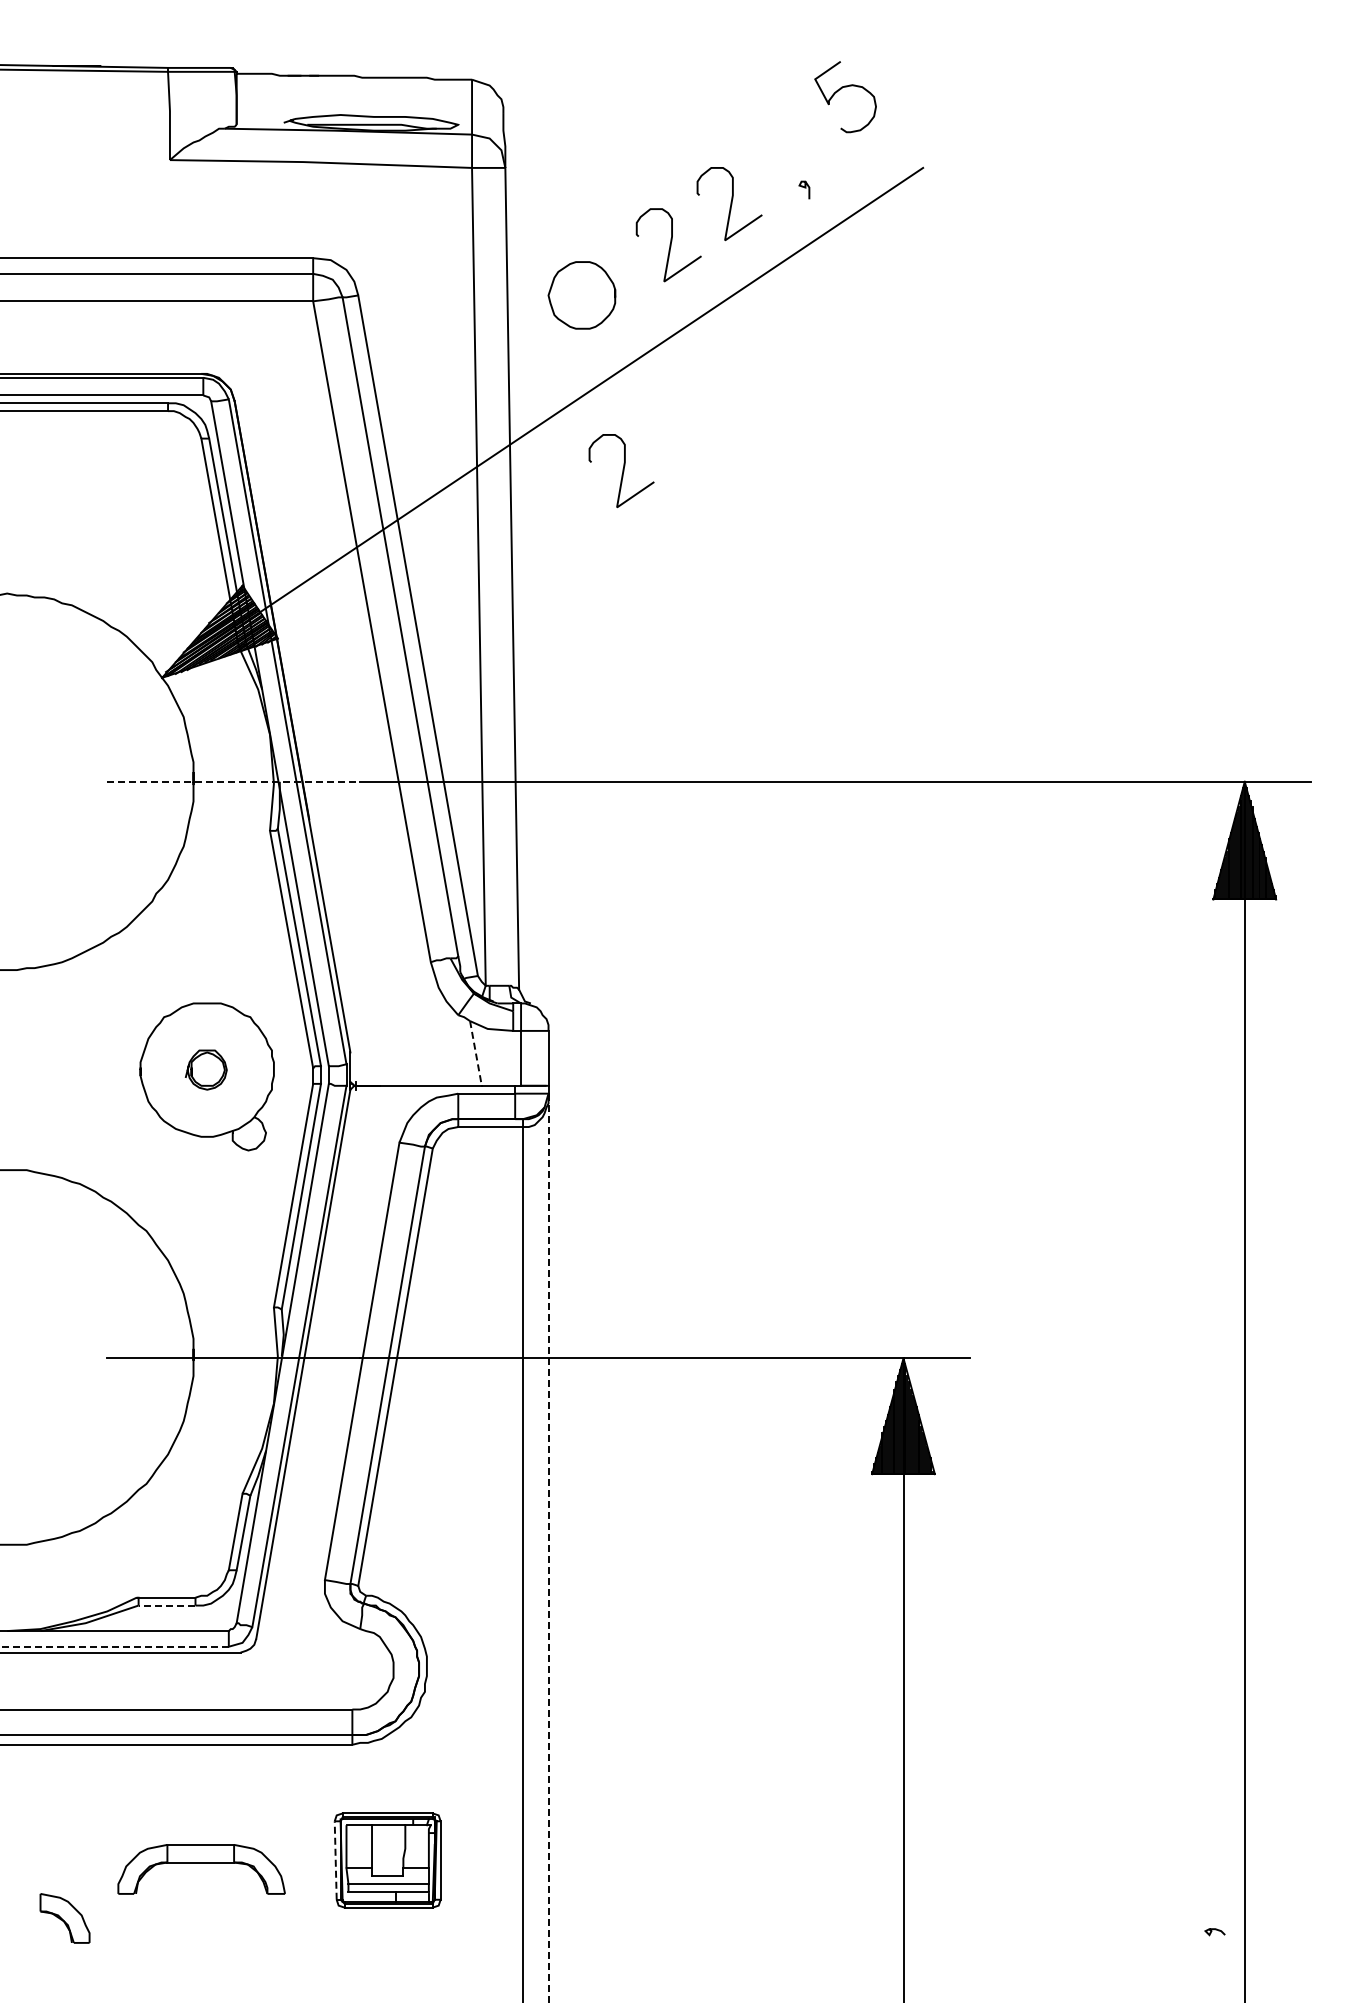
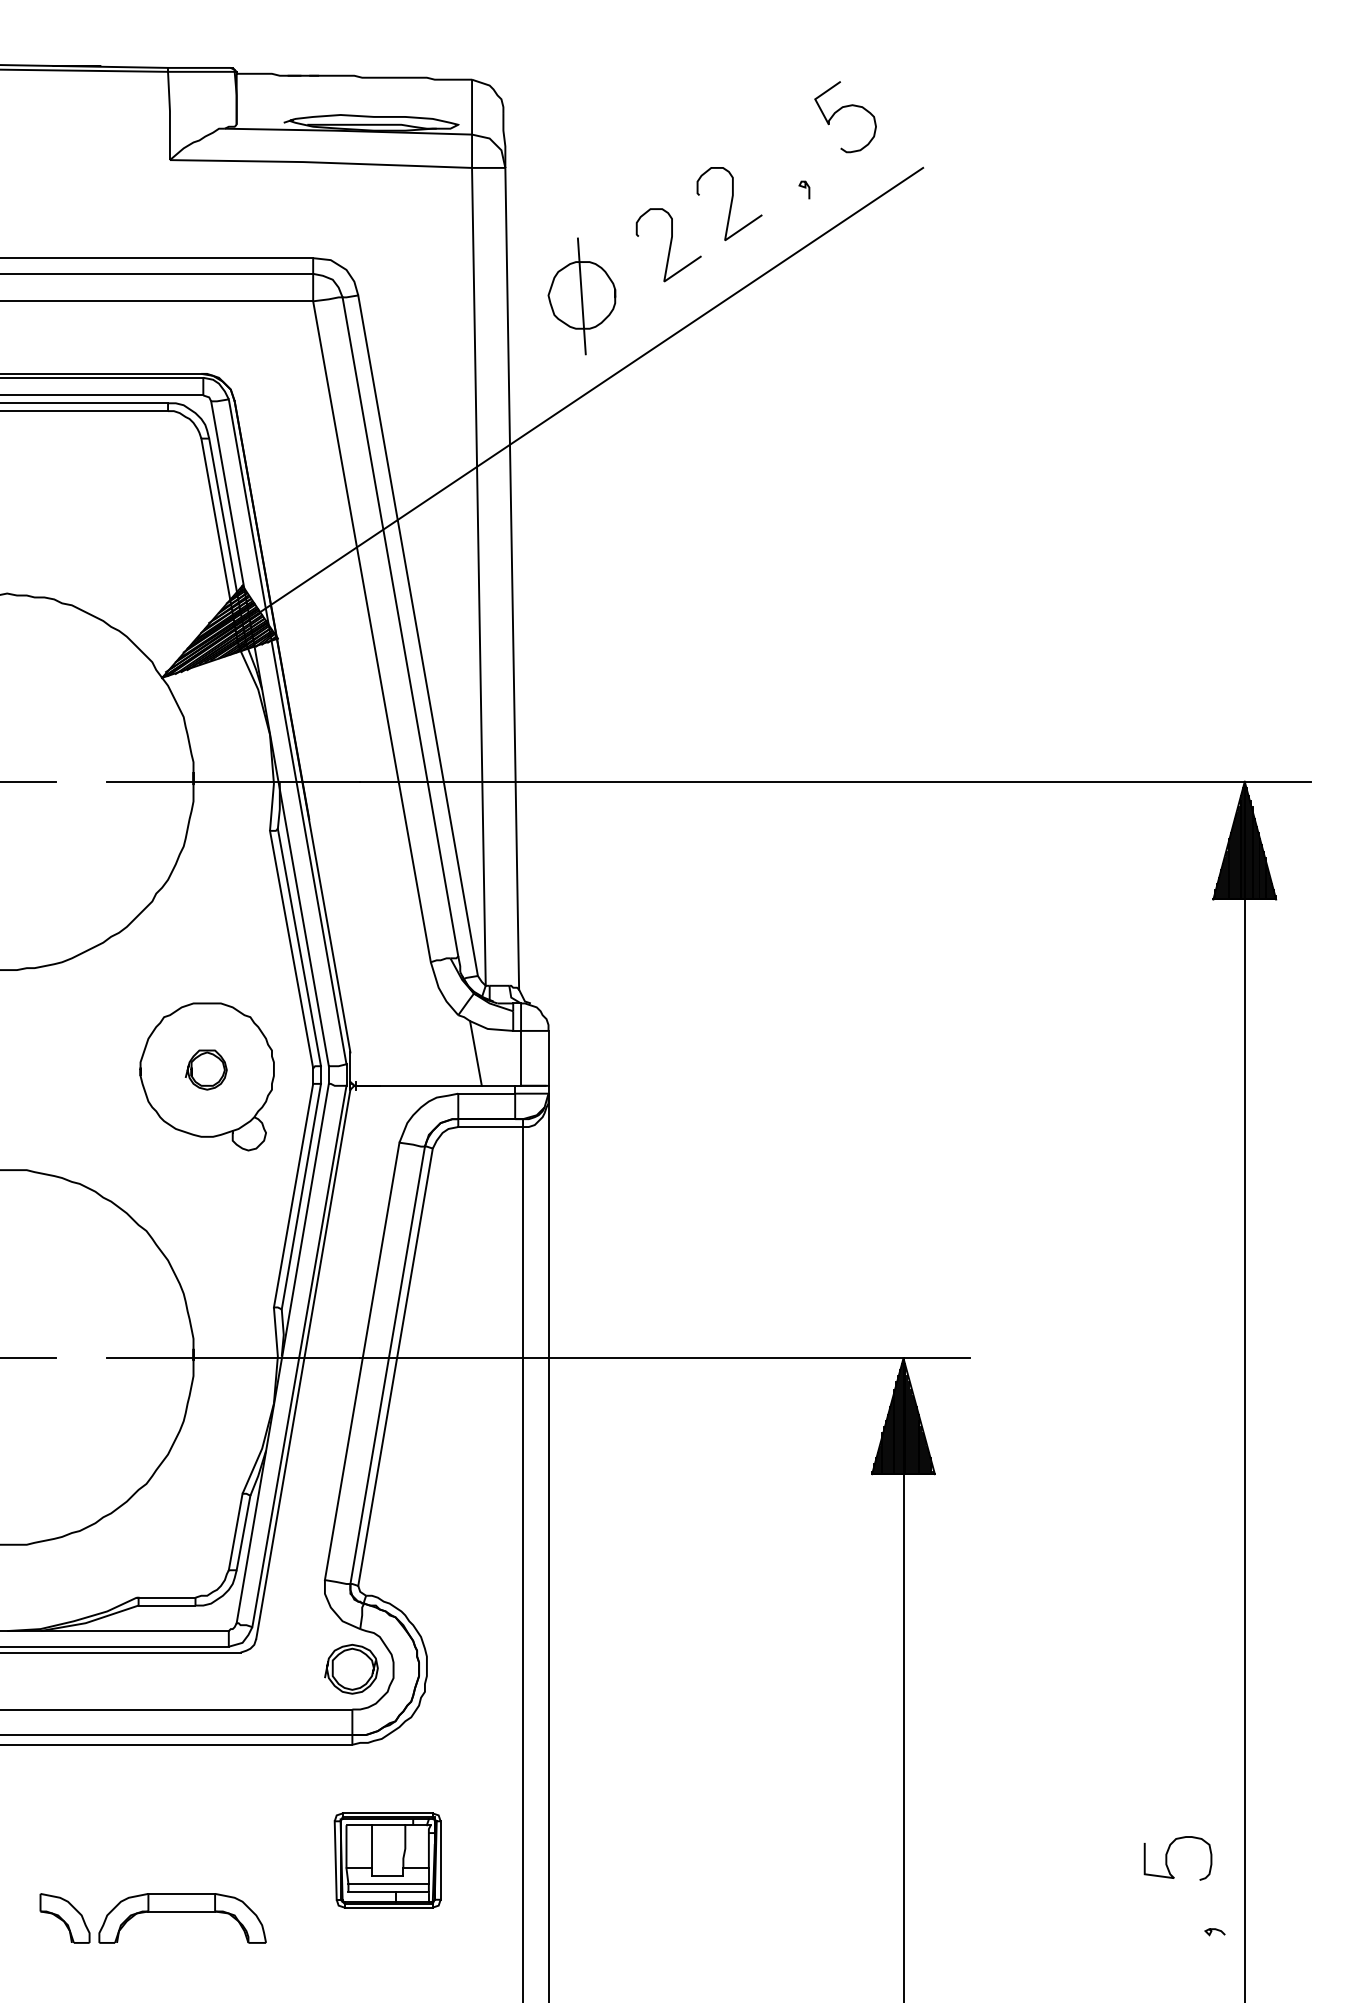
curve position: (841, 89) -> (841, 109) (841, 109)
line: none -> present (581, 296)
curve: present -> none (622, 471)
line: none -> present (29, 781)
line: dashed -> solid (233, 781)
line: dashed -> solid (475, 1053)
line: none -> present (29, 1358)
line: dashed -> solid (548, 1548)
line: dashed -> solid (166, 1605)
line: dashed -> solid (113, 1646)
part: none -> present (351, 1668)
curve: none -> present (1167, 1858)
line: dashed -> solid (335, 1860)
part position: (201, 1869) -> (182, 1918) (182, 1918)
